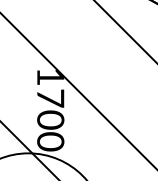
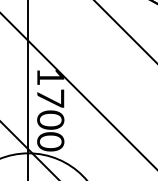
line: none -> present (28, 89)
